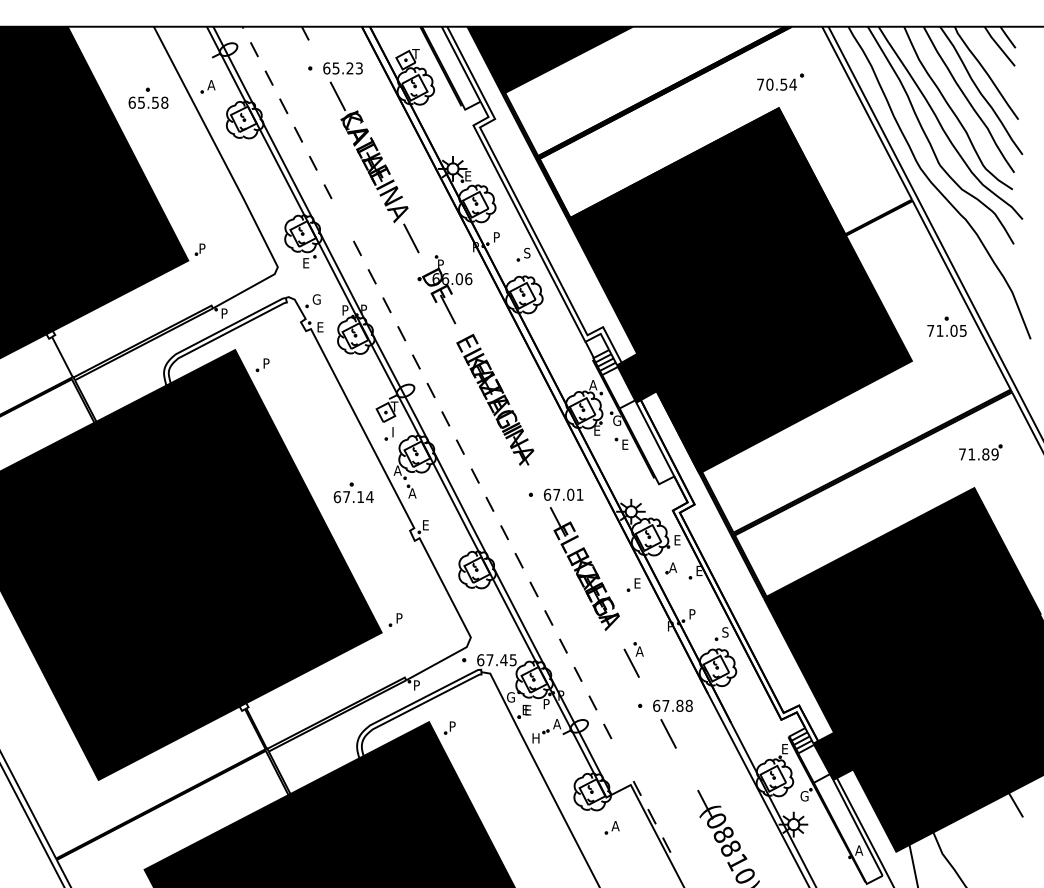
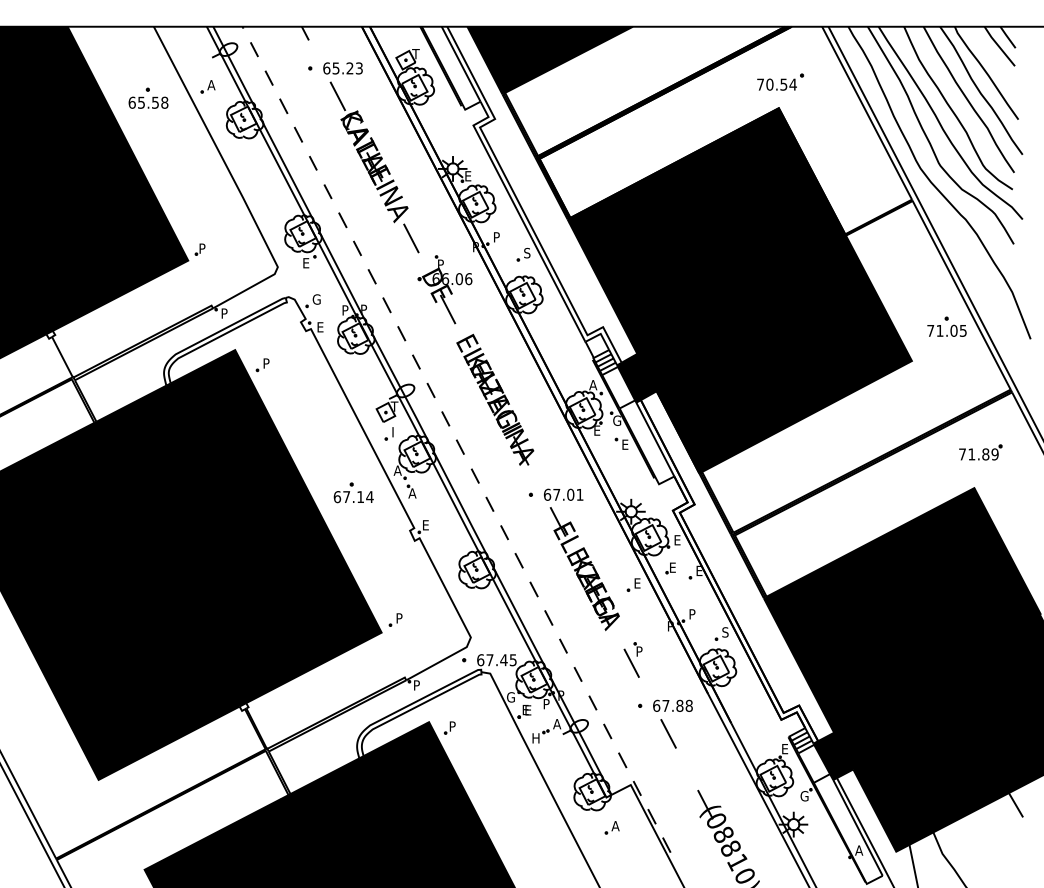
line: none -> present (342, 220)
text: A -> E (673, 567)
text: A -> P (639, 651)
line: none -> present (622, 760)
